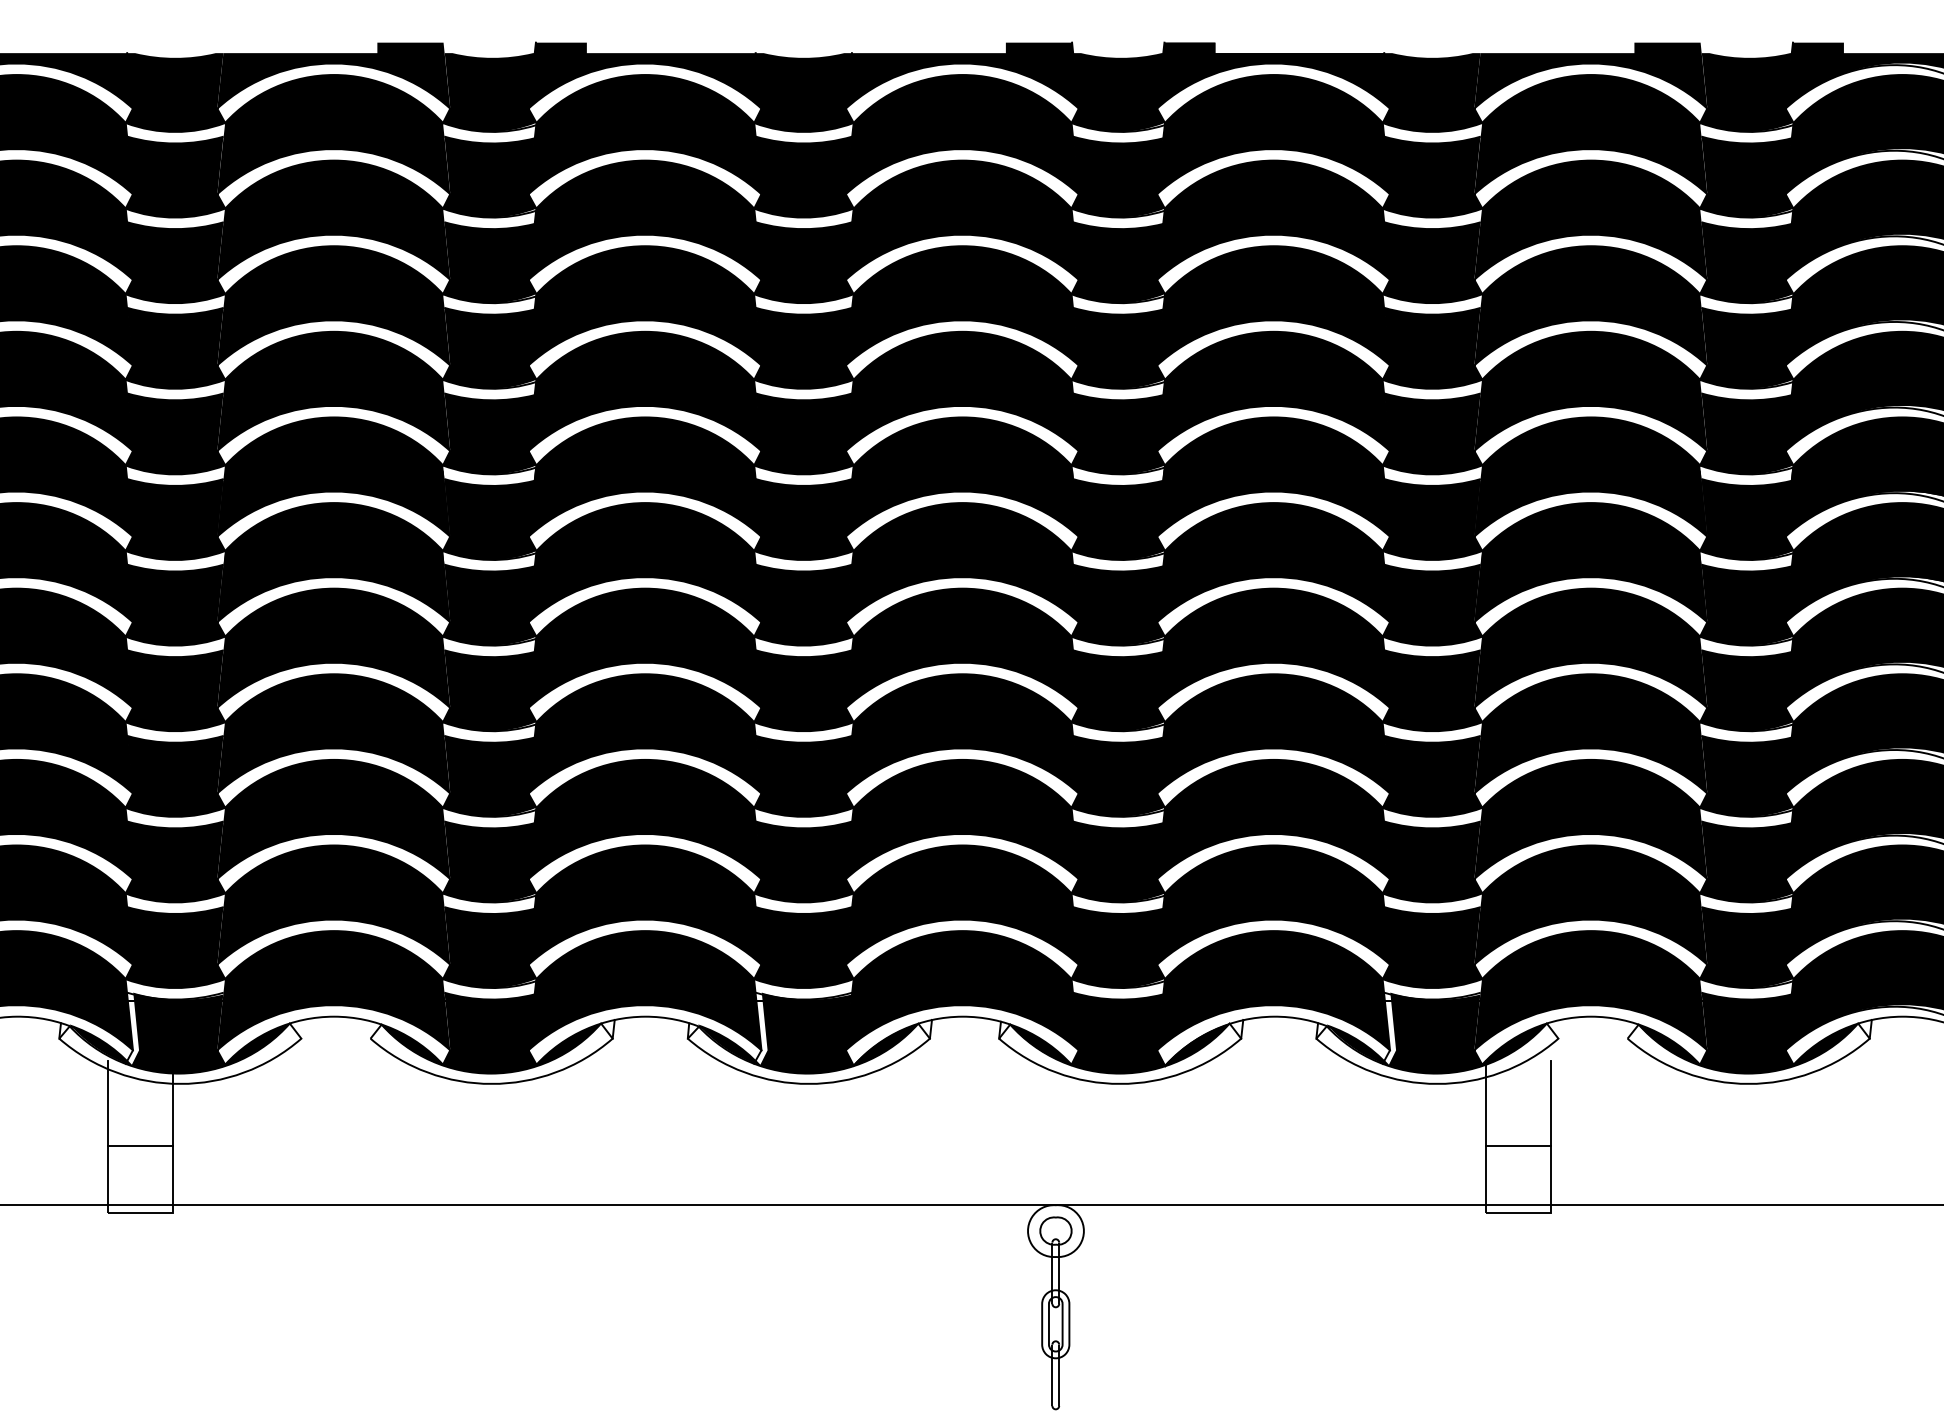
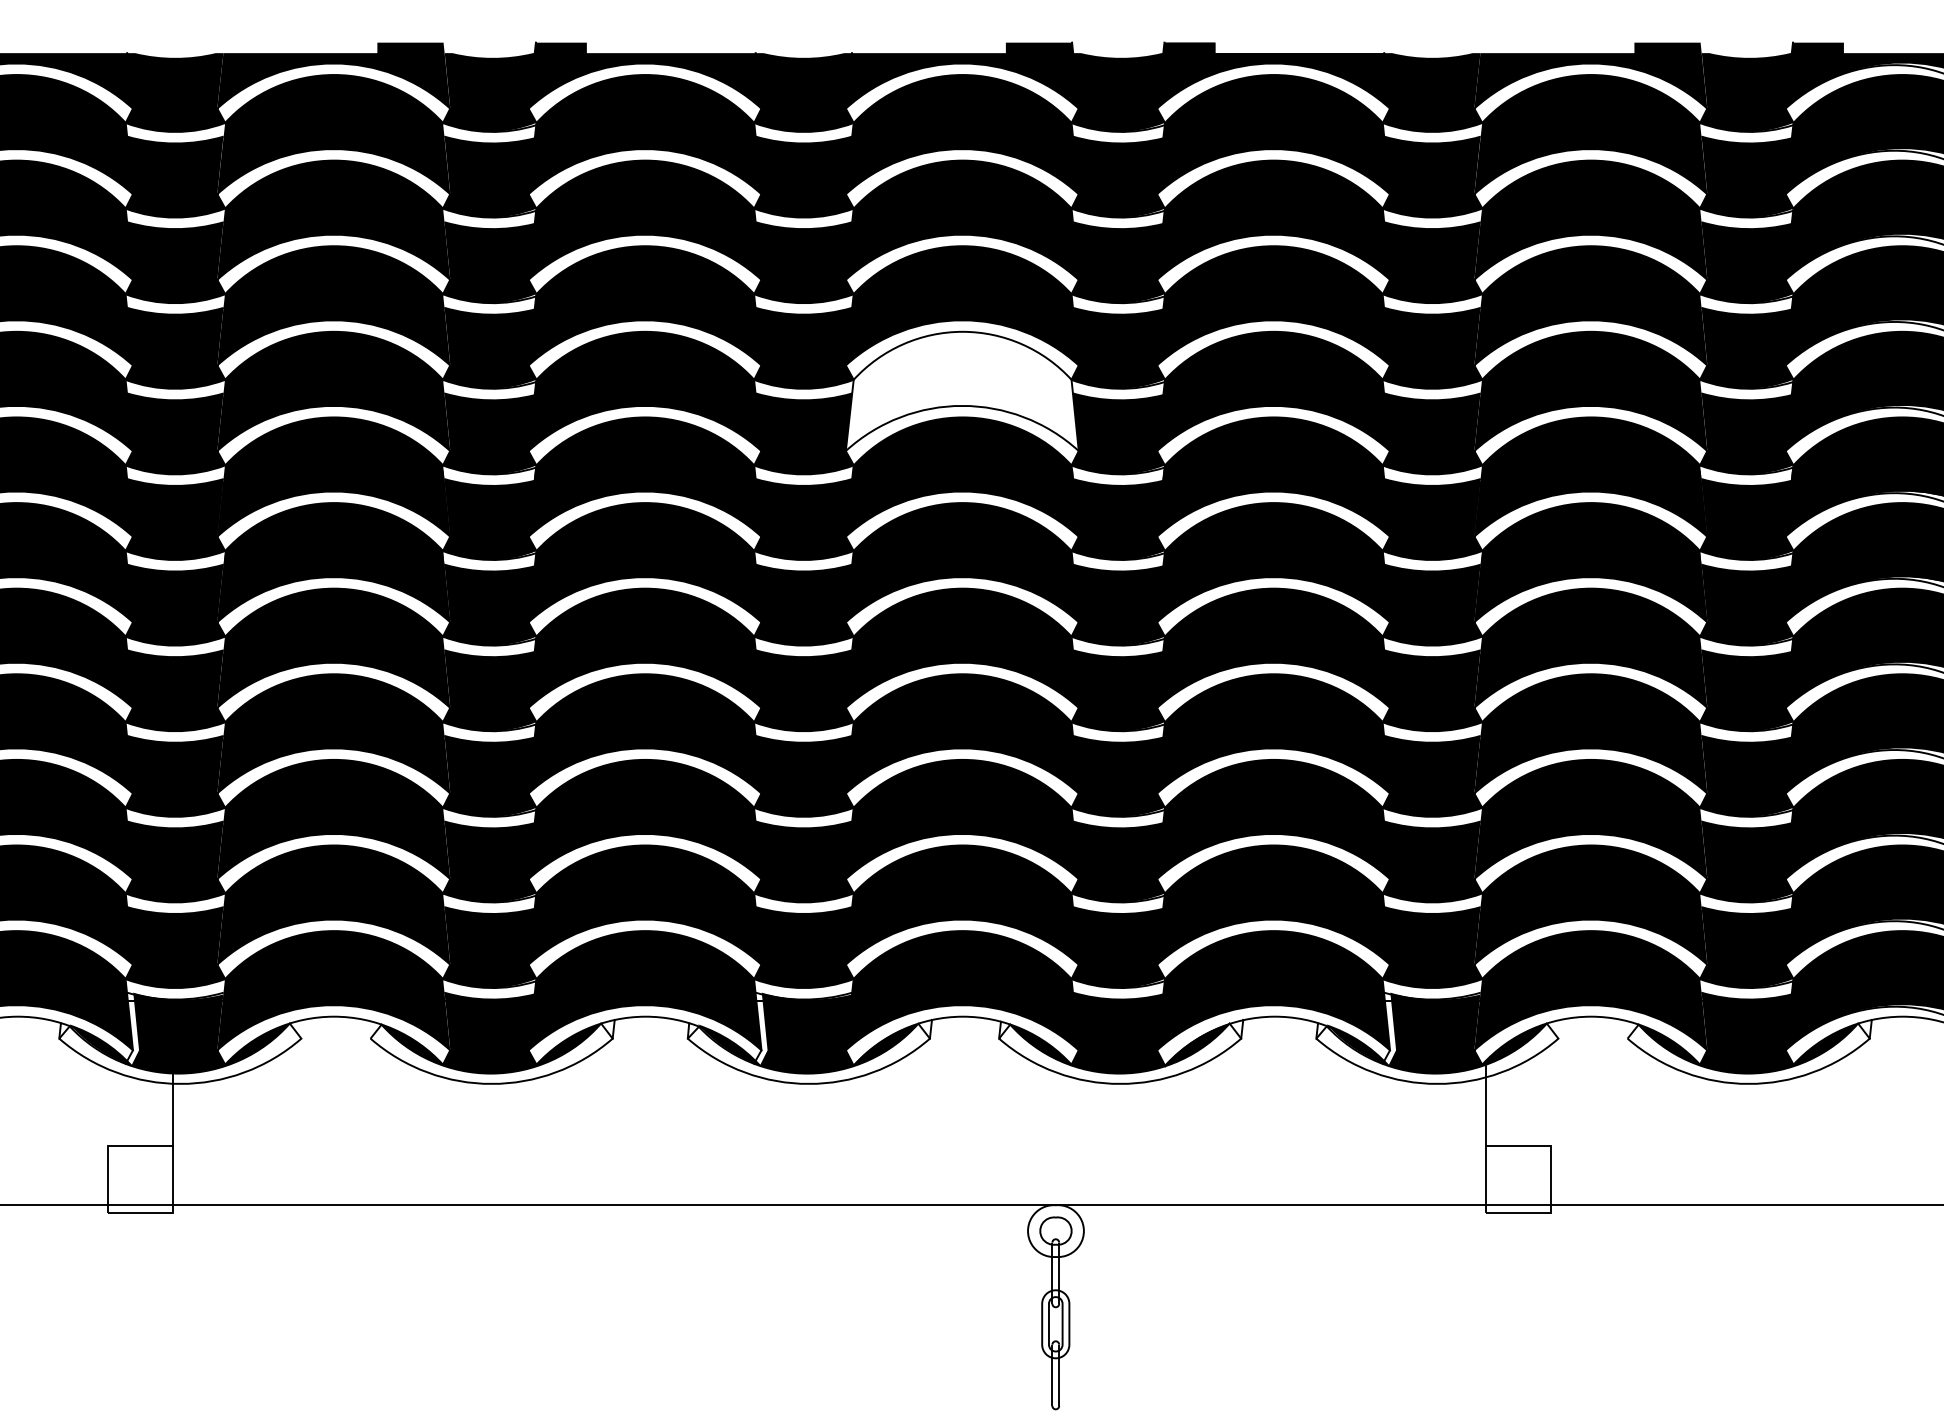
fill: present -> none (961, 391)
line: present -> none (108, 1103)
line: present -> none (1551, 1103)
